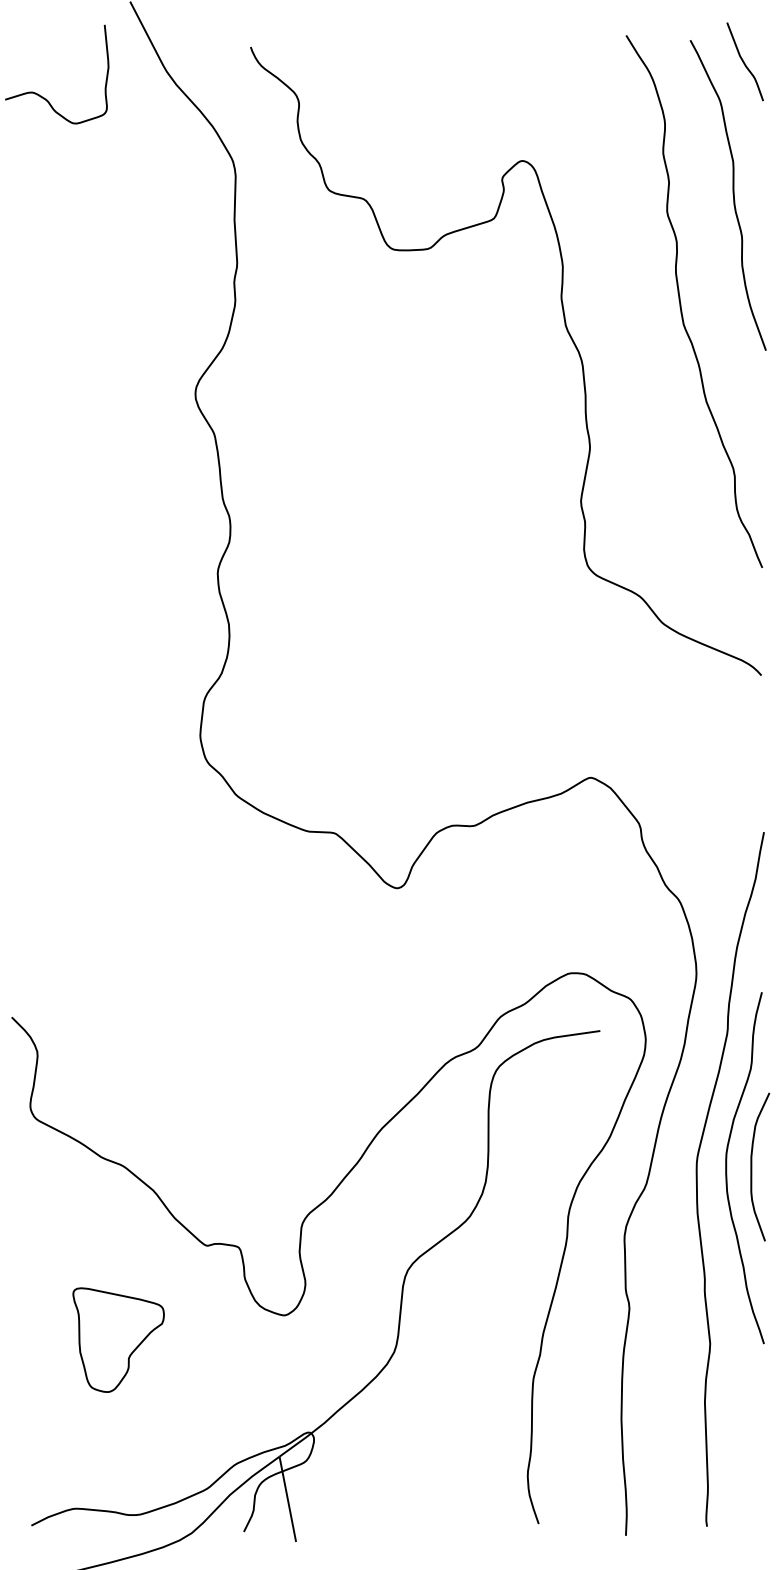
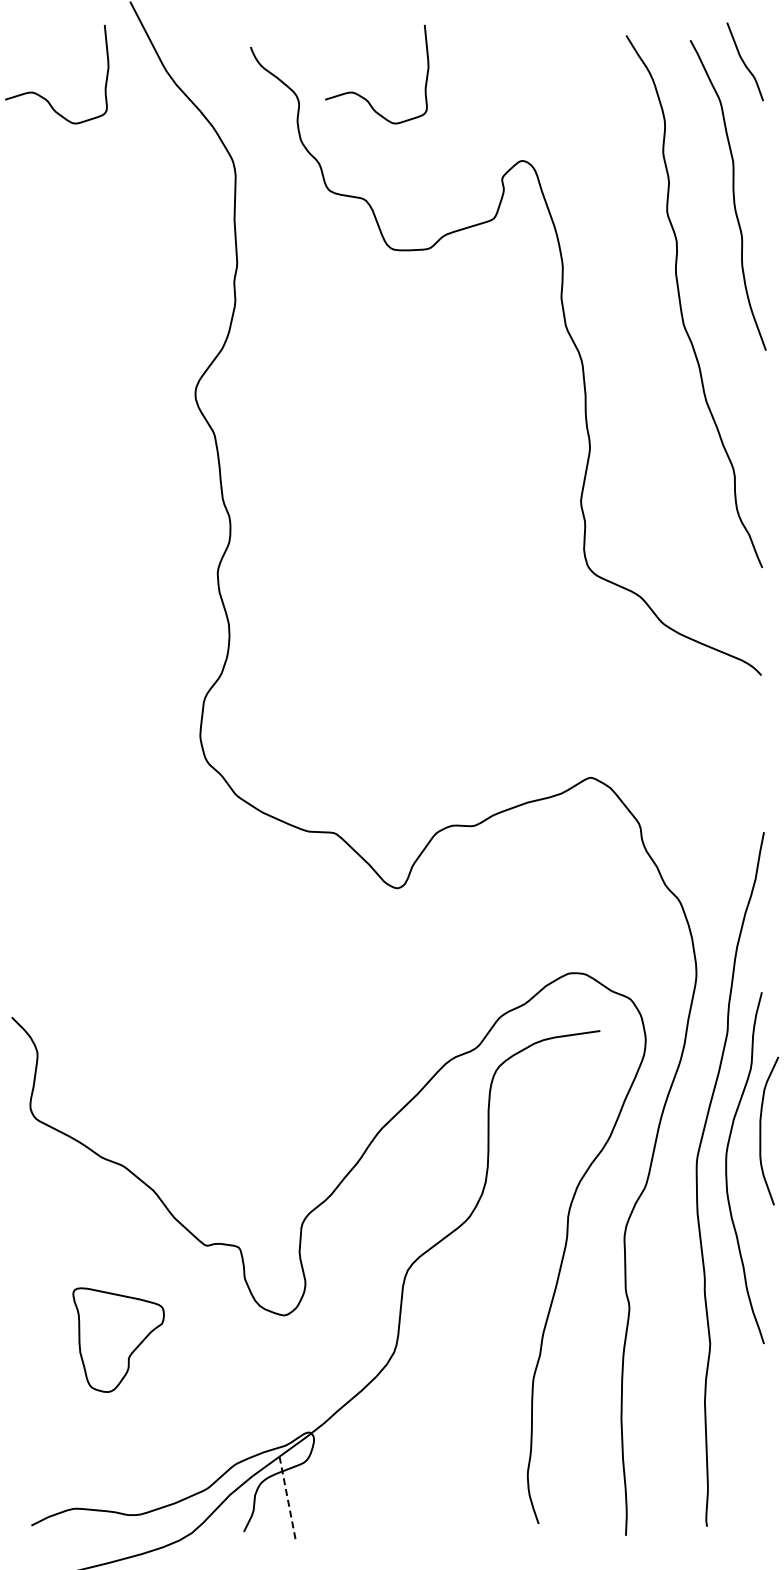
curve: none -> present (361, 95)
curve position: (752, 1166) -> (761, 1130) (761, 1130)
line: solid -> dashed (287, 1499)
